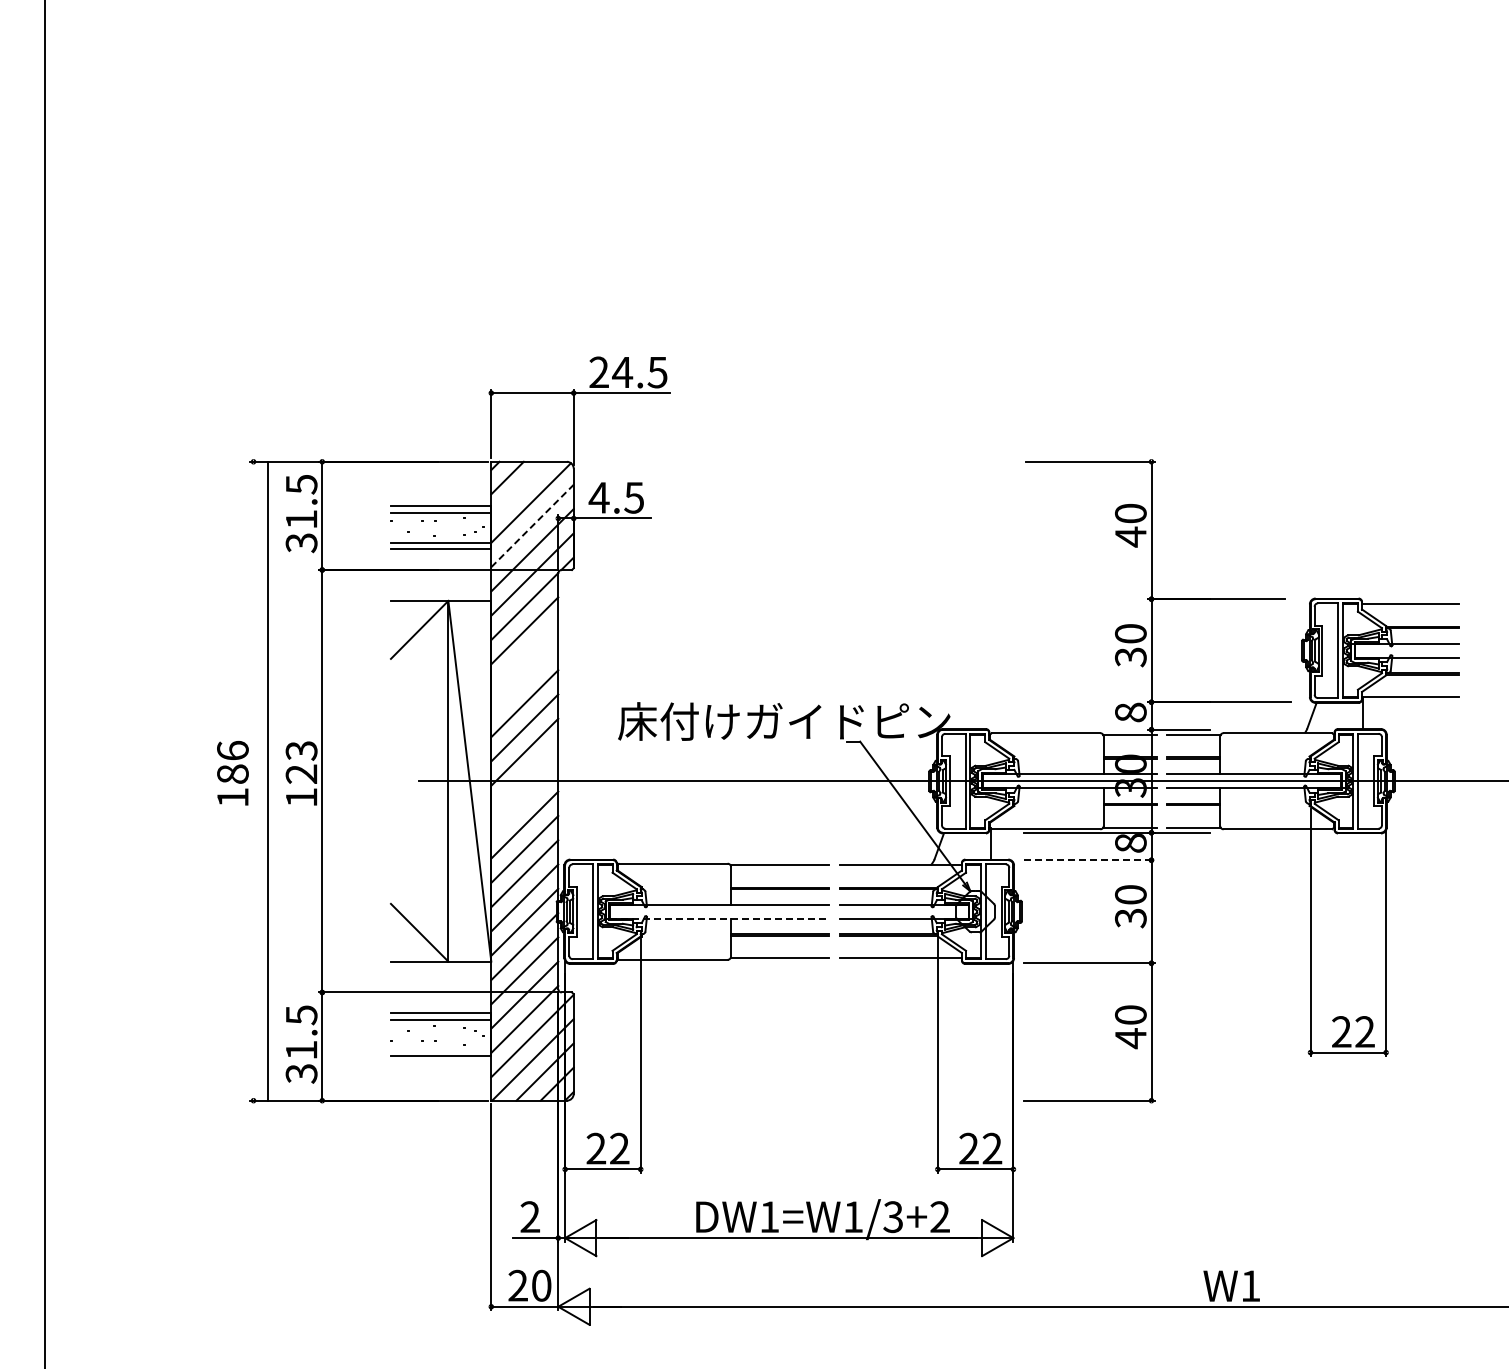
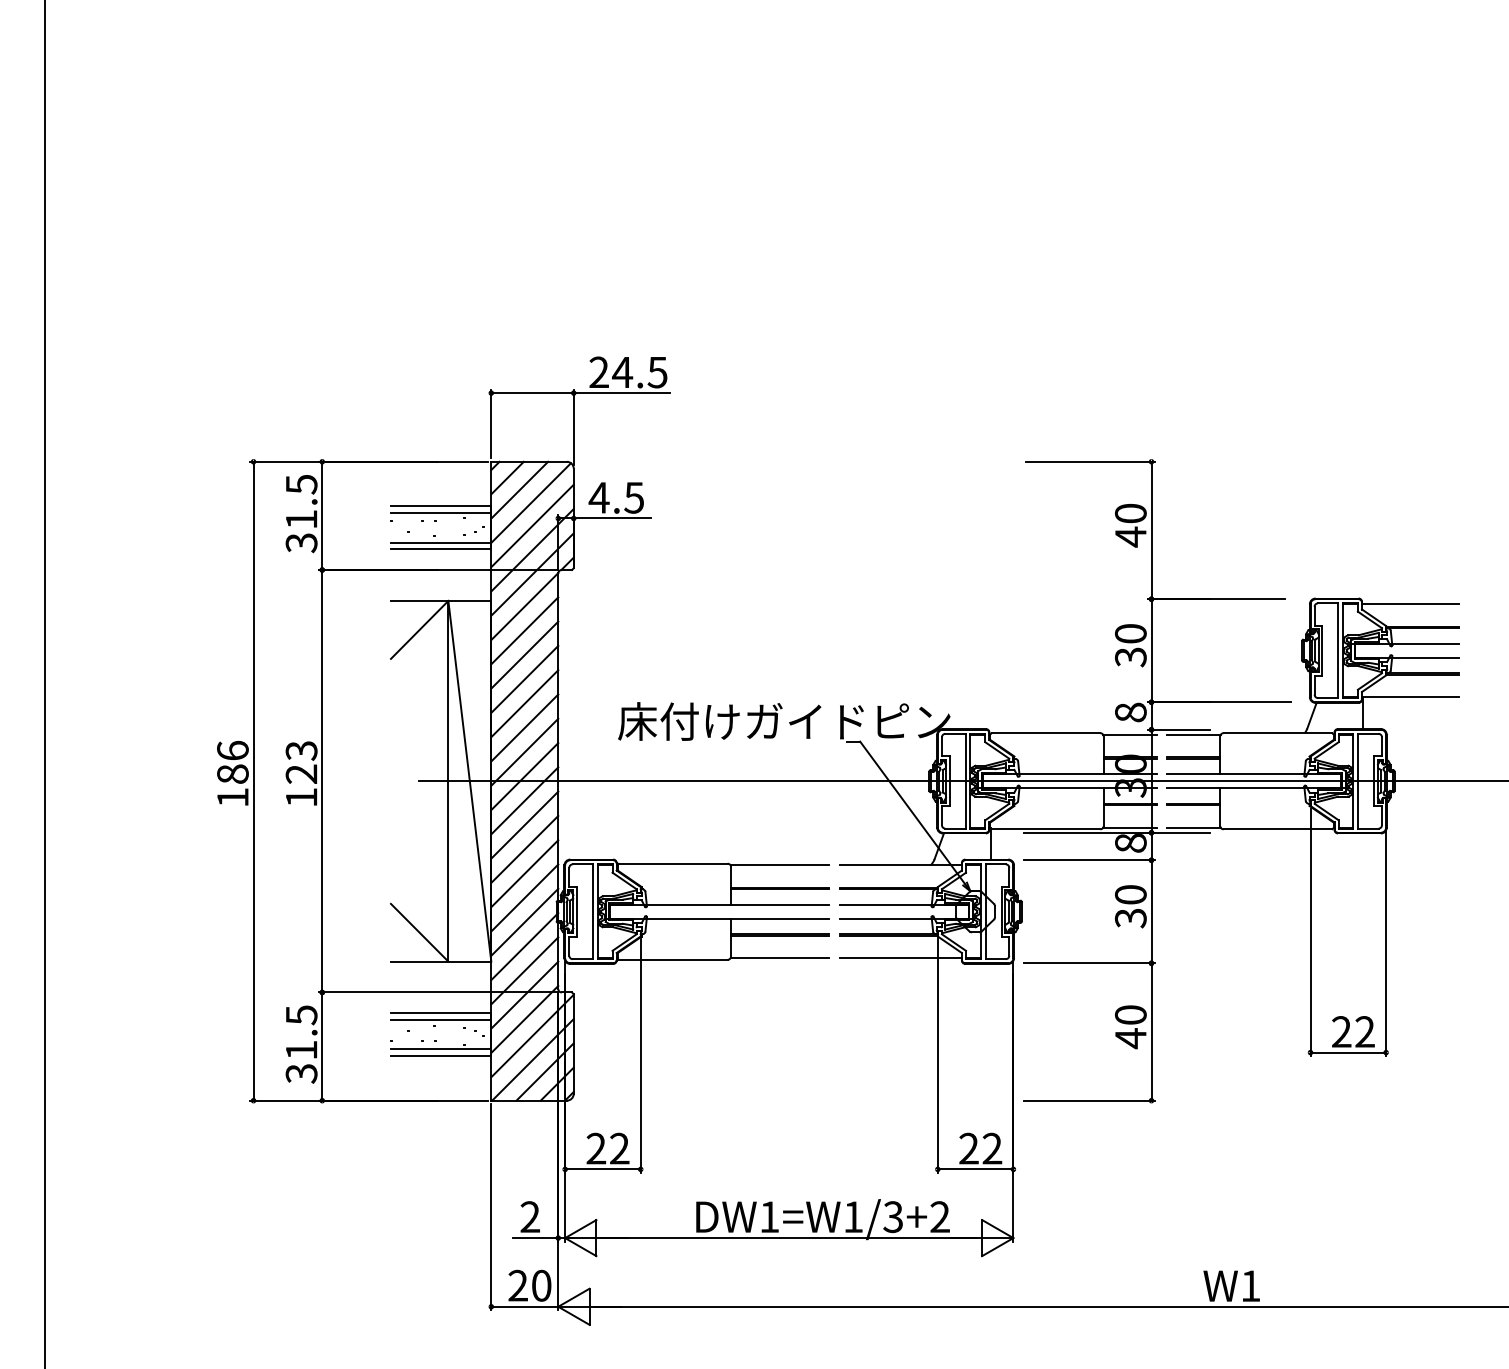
line: none -> present (519, 489)
line: dashed -> solid (532, 525)
line: none -> present (524, 654)
line: none -> present (524, 678)
line: none -> present (524, 776)
line position: (267, 780) -> (253, 780) (253, 780)
line: none -> present (524, 800)
line: dashed -> solid (1090, 860)
line: dashed -> solid (719, 918)
line: none -> present (440, 1049)
